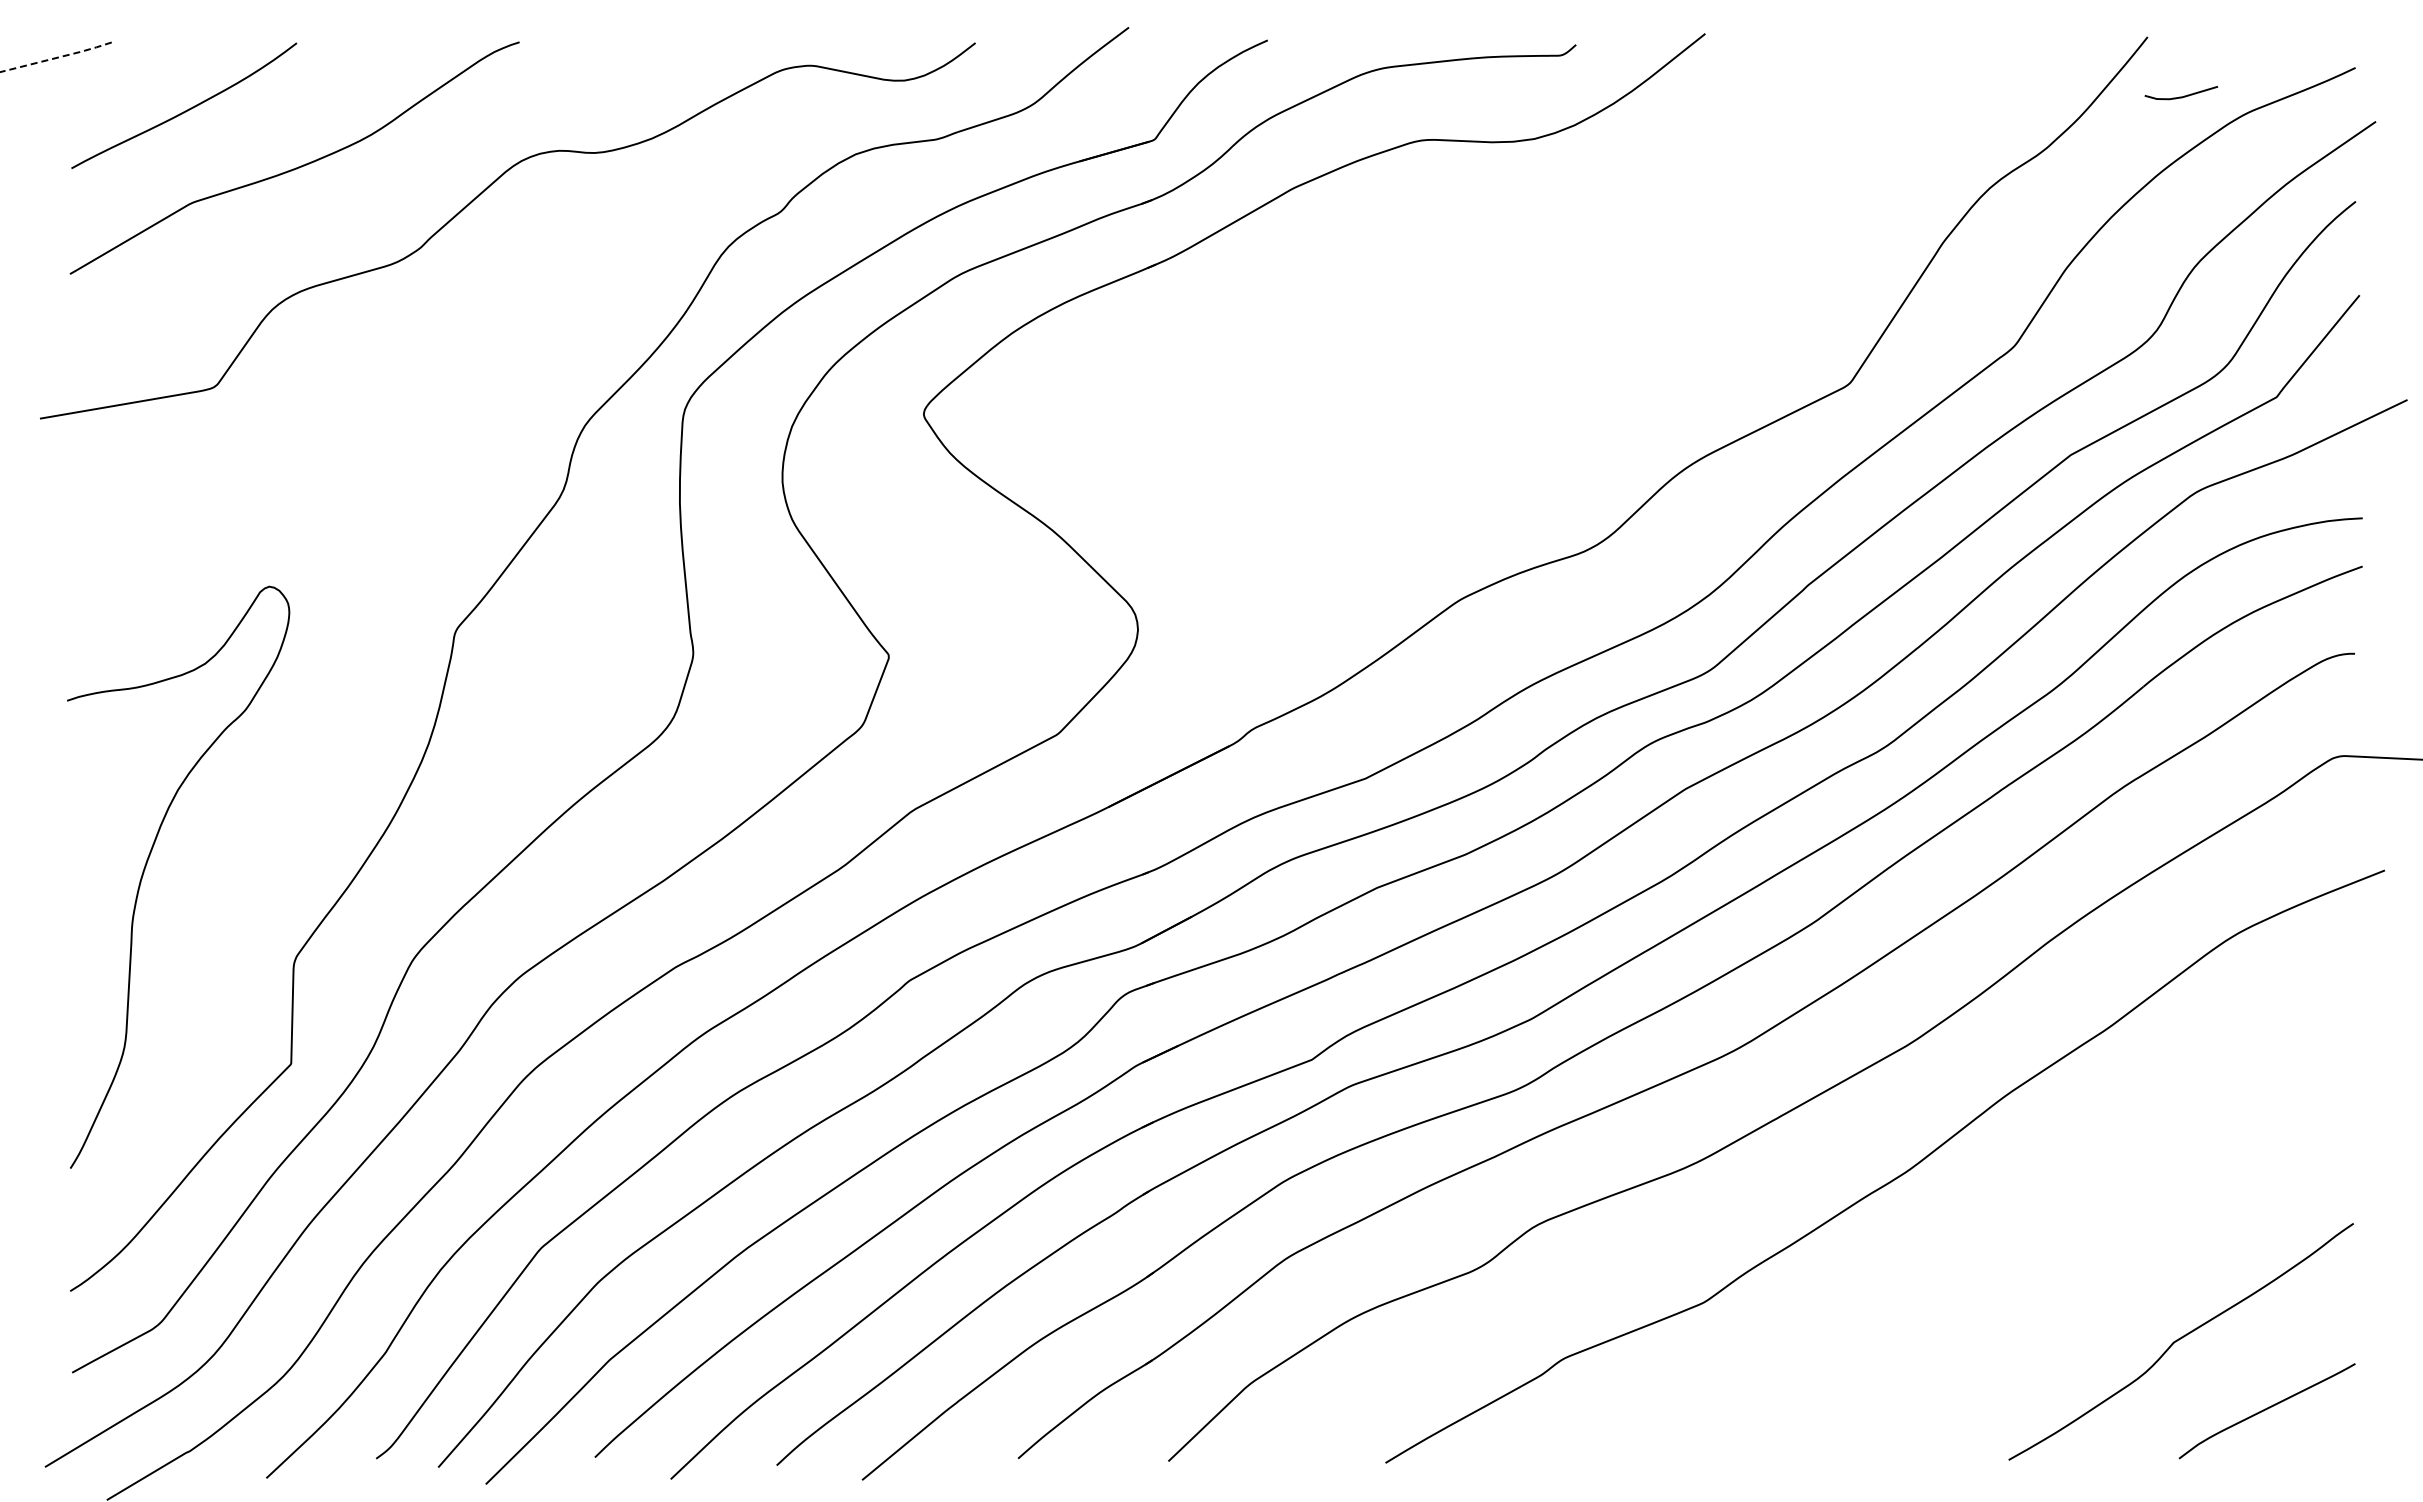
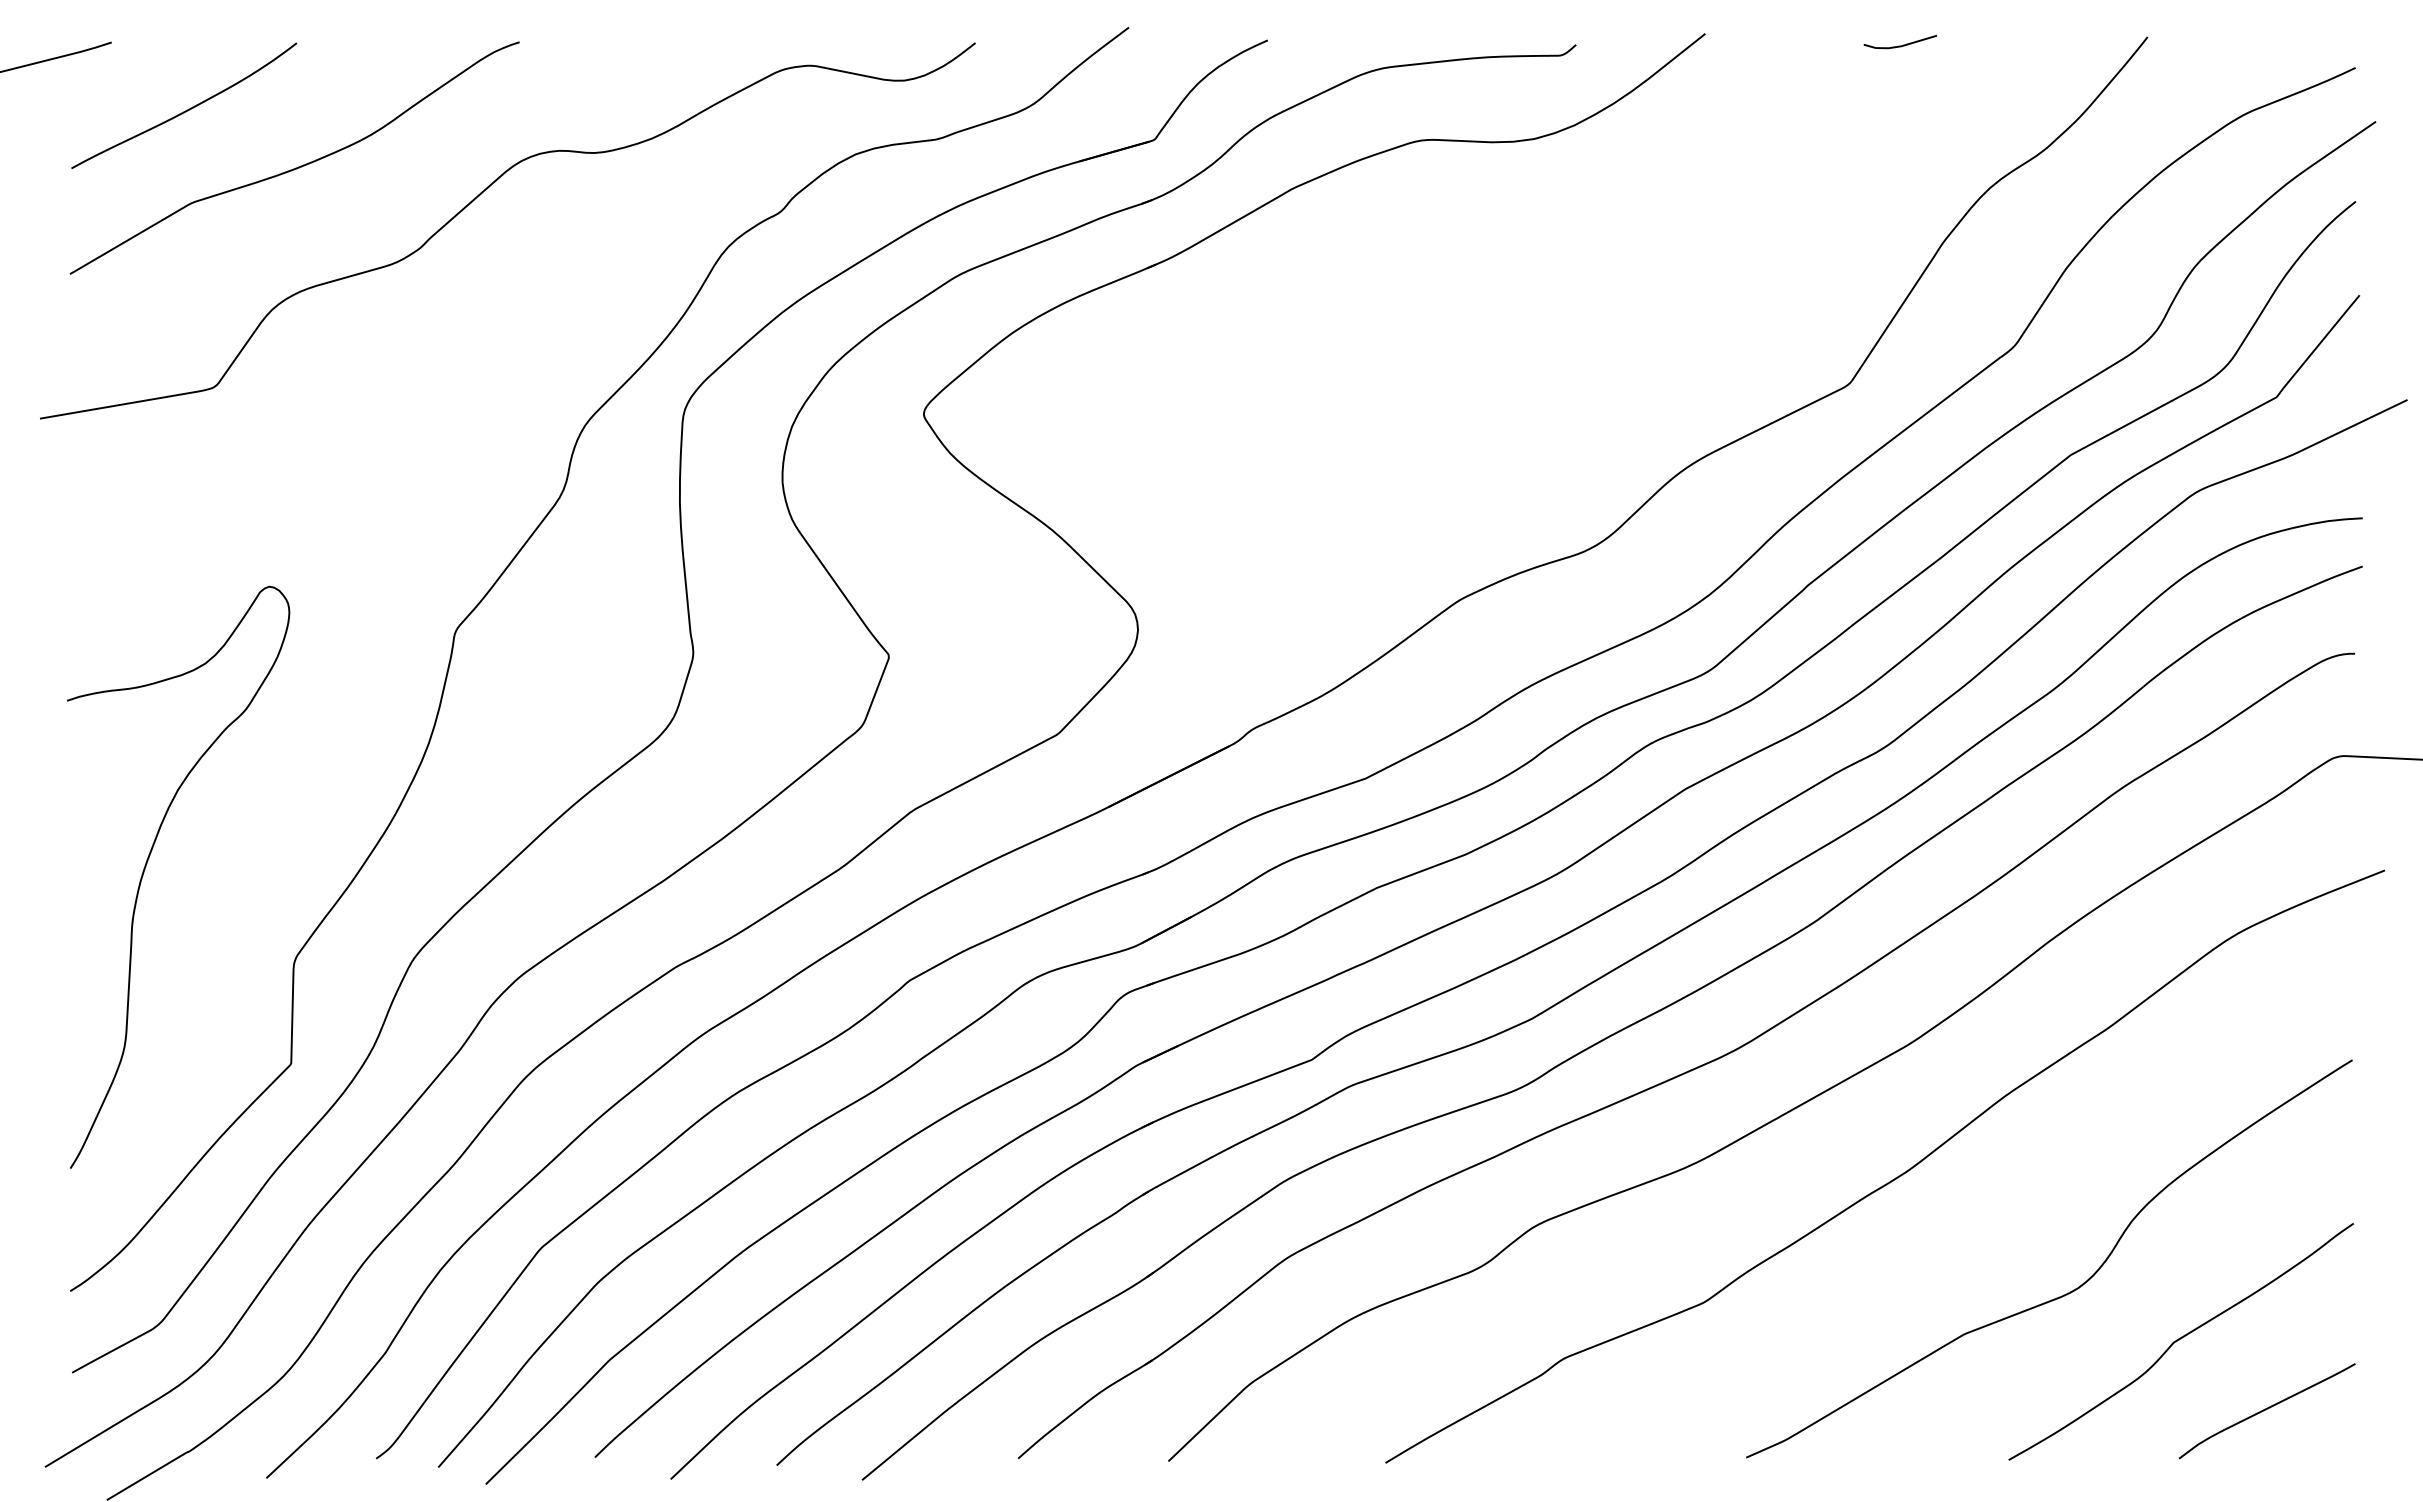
line: dashed -> solid (57, 57)
line position: (2181, 96) -> (1900, 45) (1900, 45)
curve: none -> present (2063, 1294)
